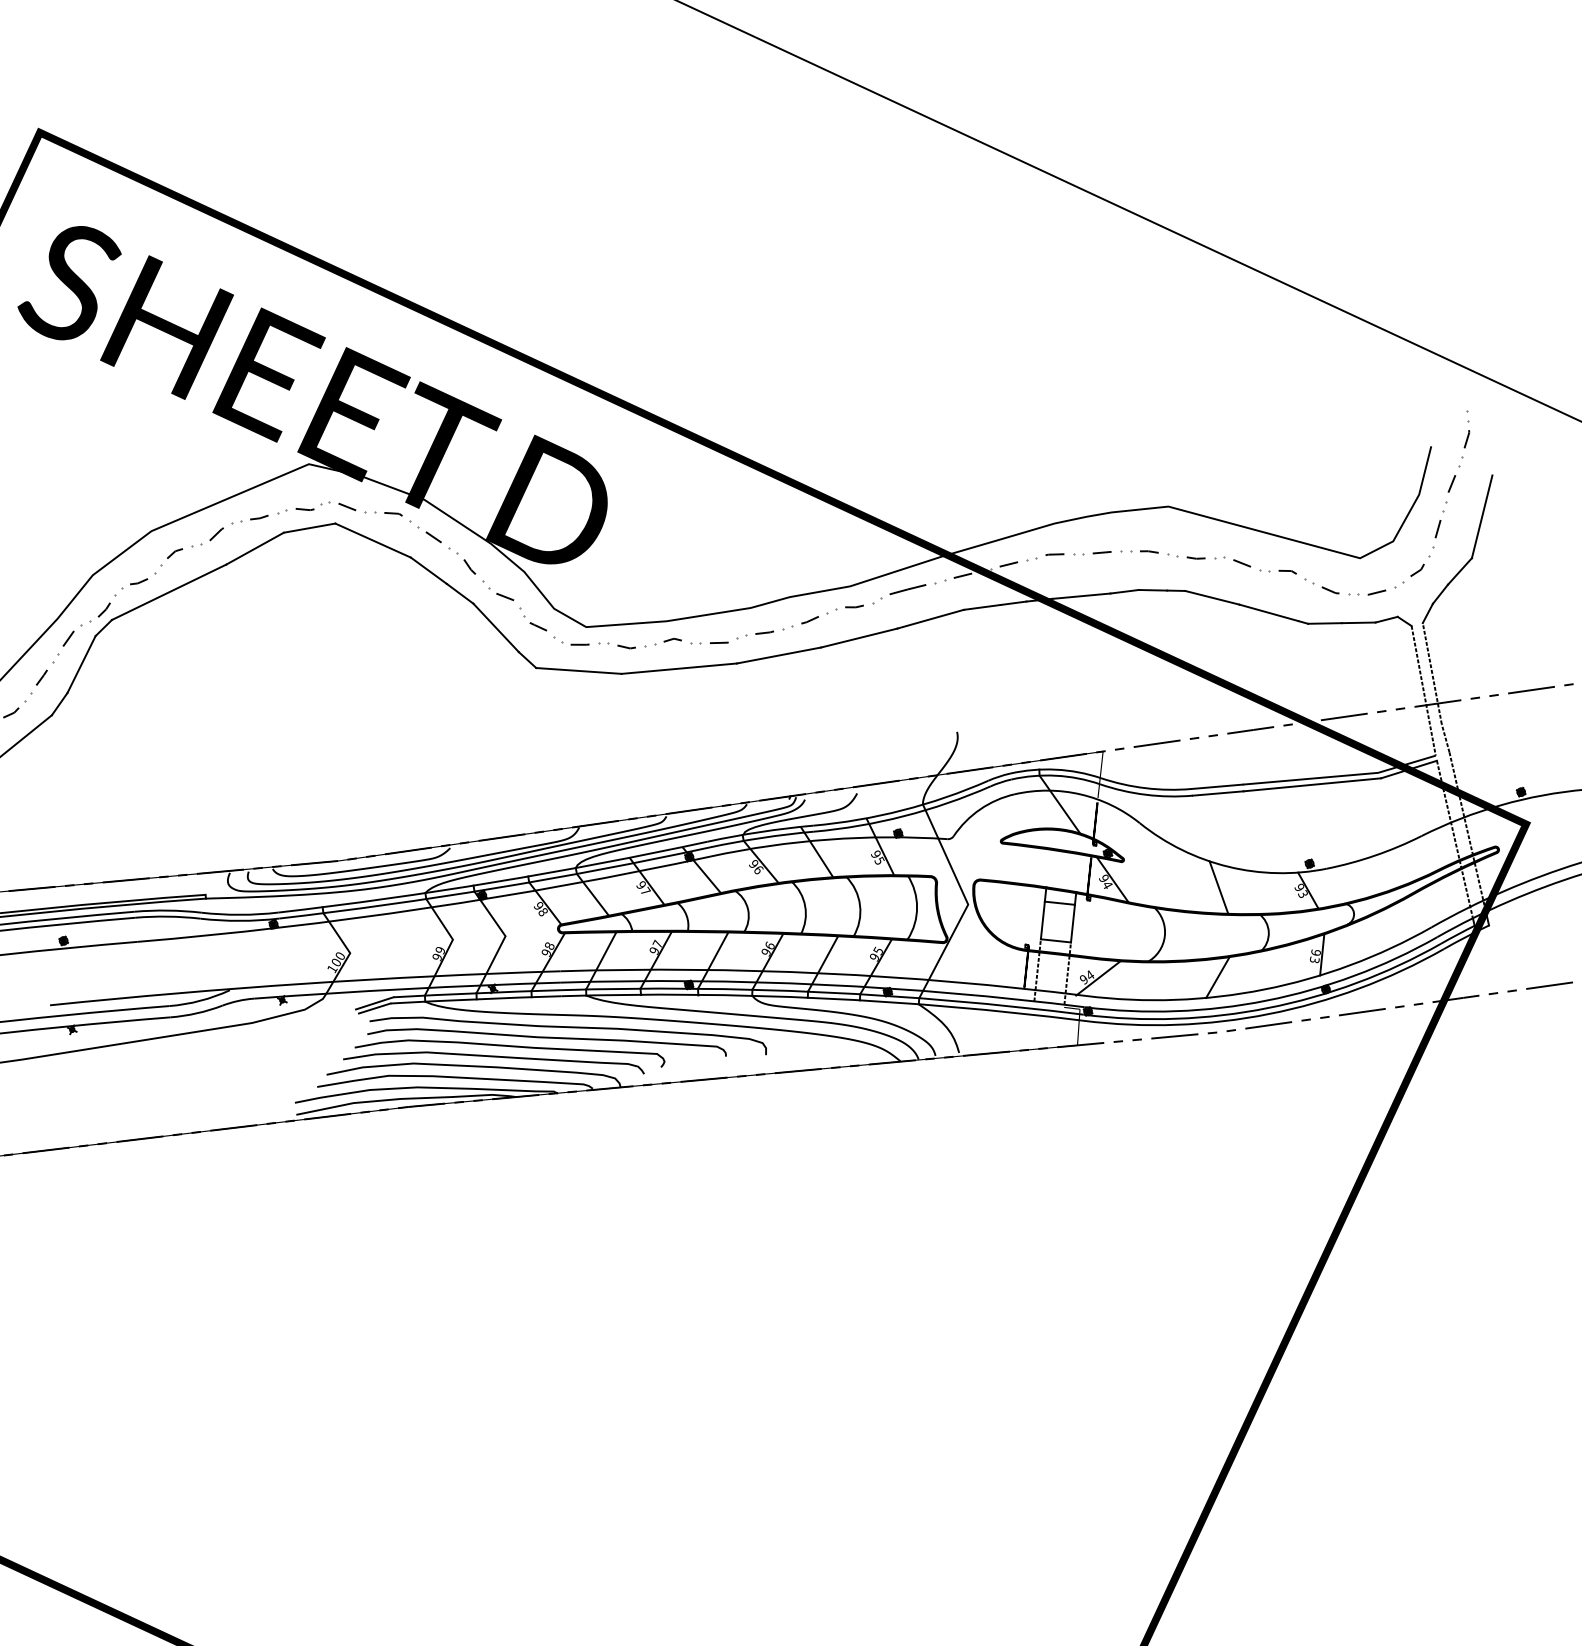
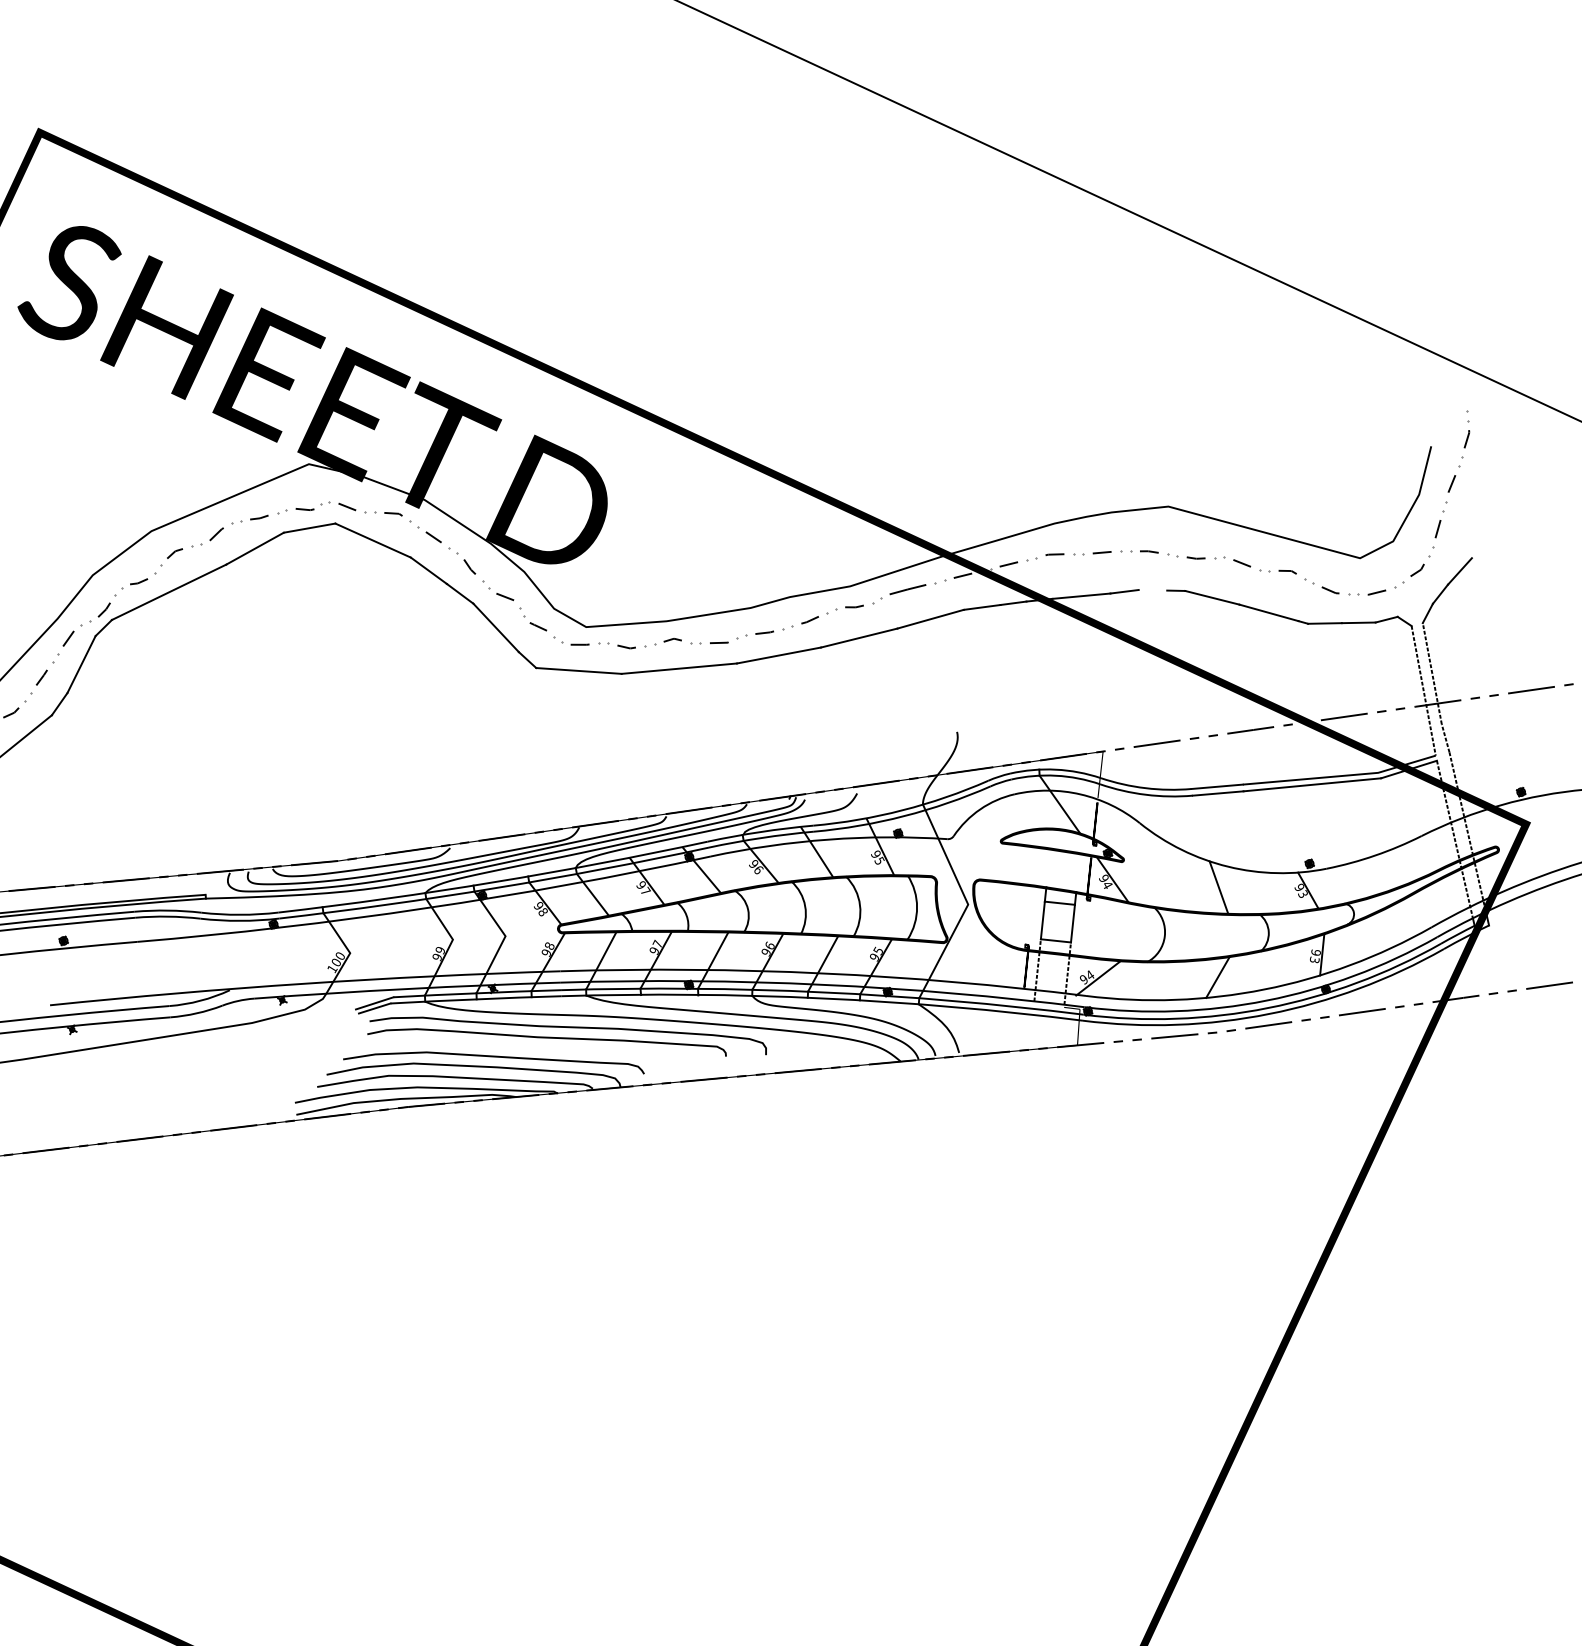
line: present -> none (1481, 516)
line: present -> none (1152, 590)
curve: present -> none (510, 1047)
